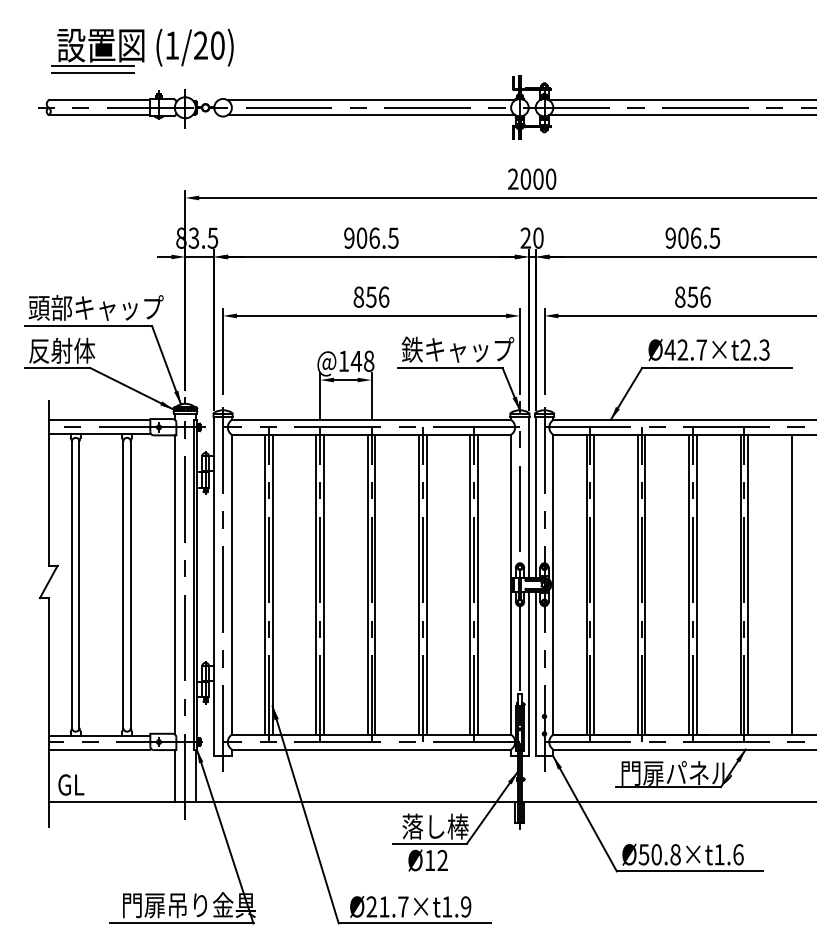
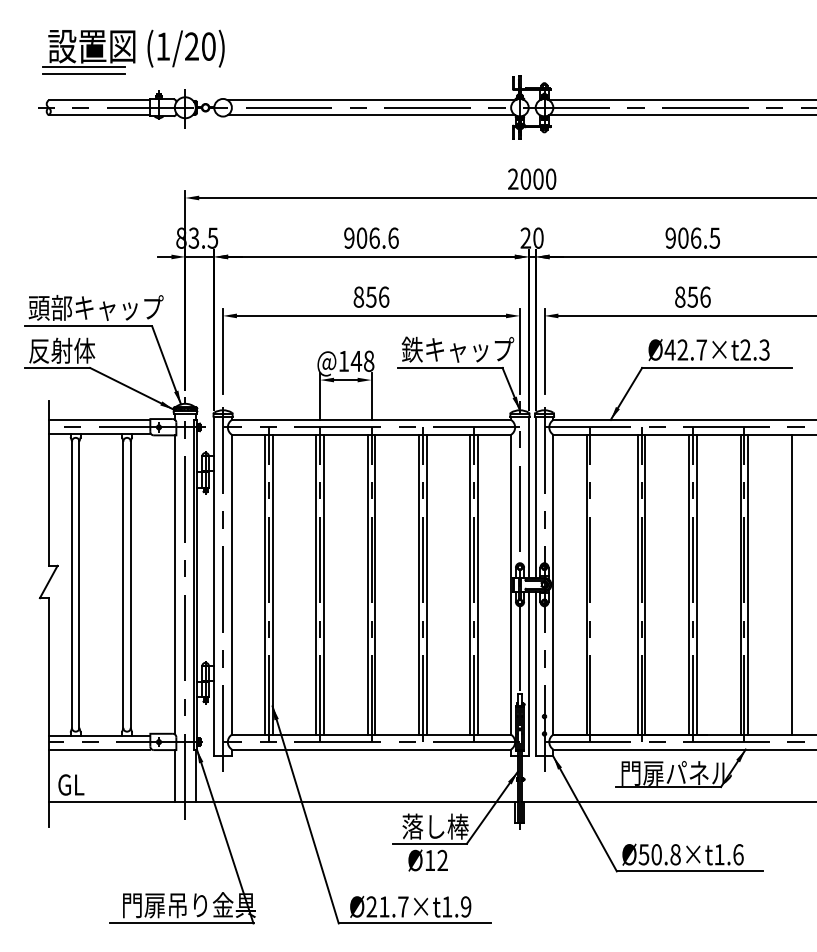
part position: (142, 50) -> (133, 51) (133, 51)
text: 906.5 -> 906.6 (393, 237)
line: present -> none (594, 584)
